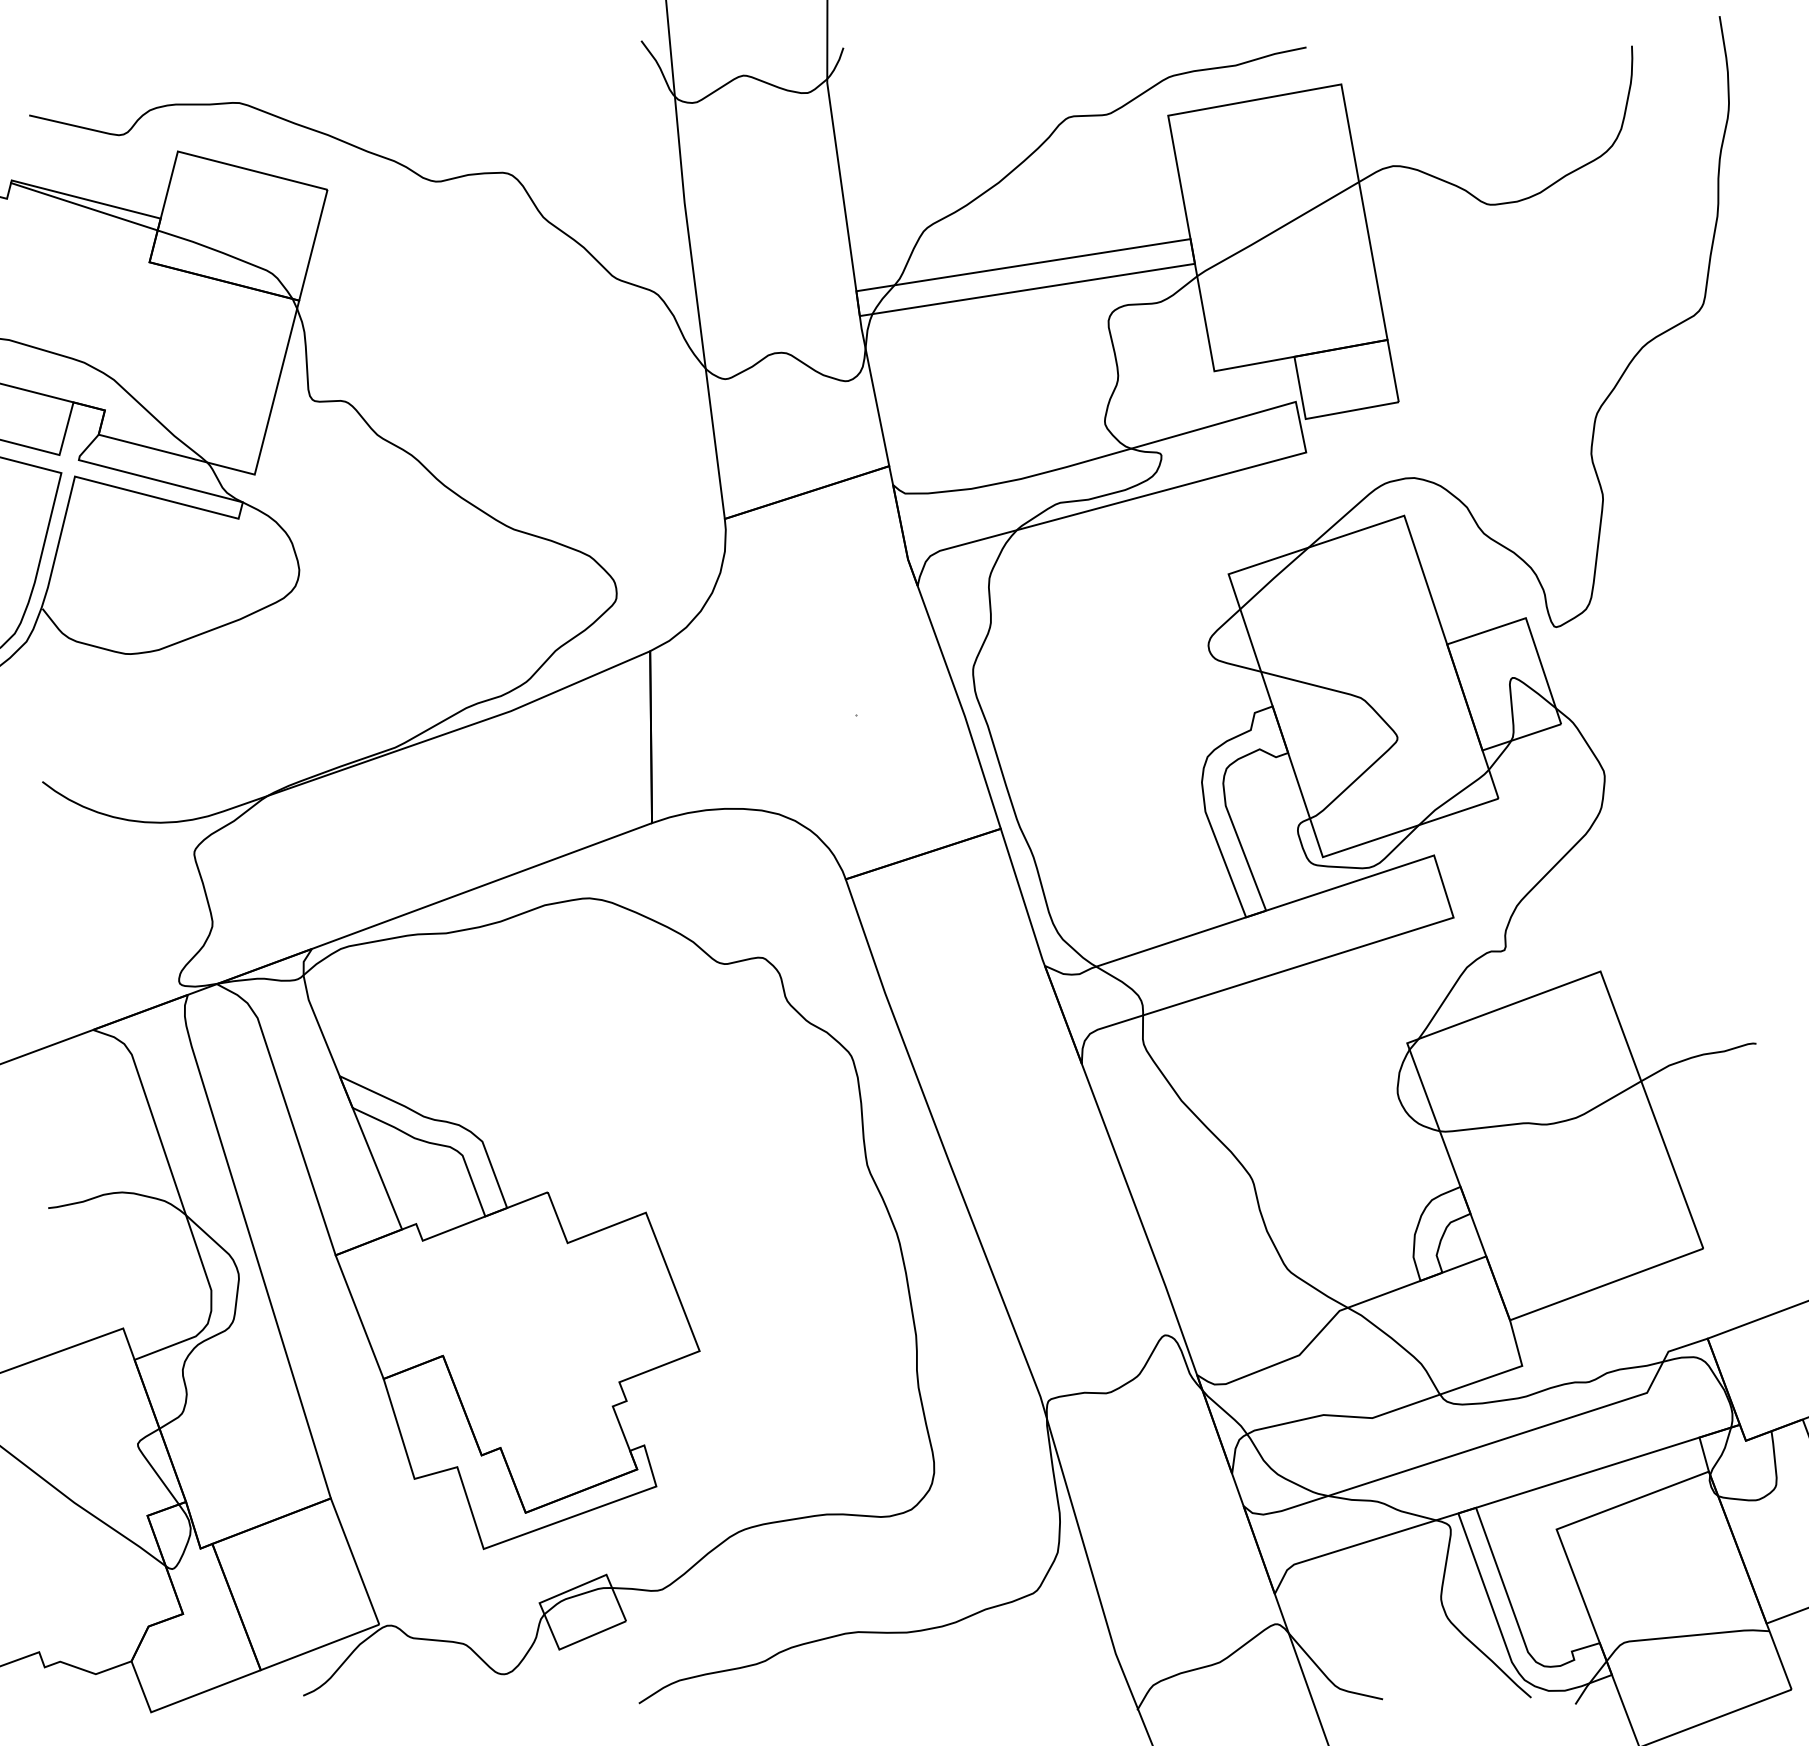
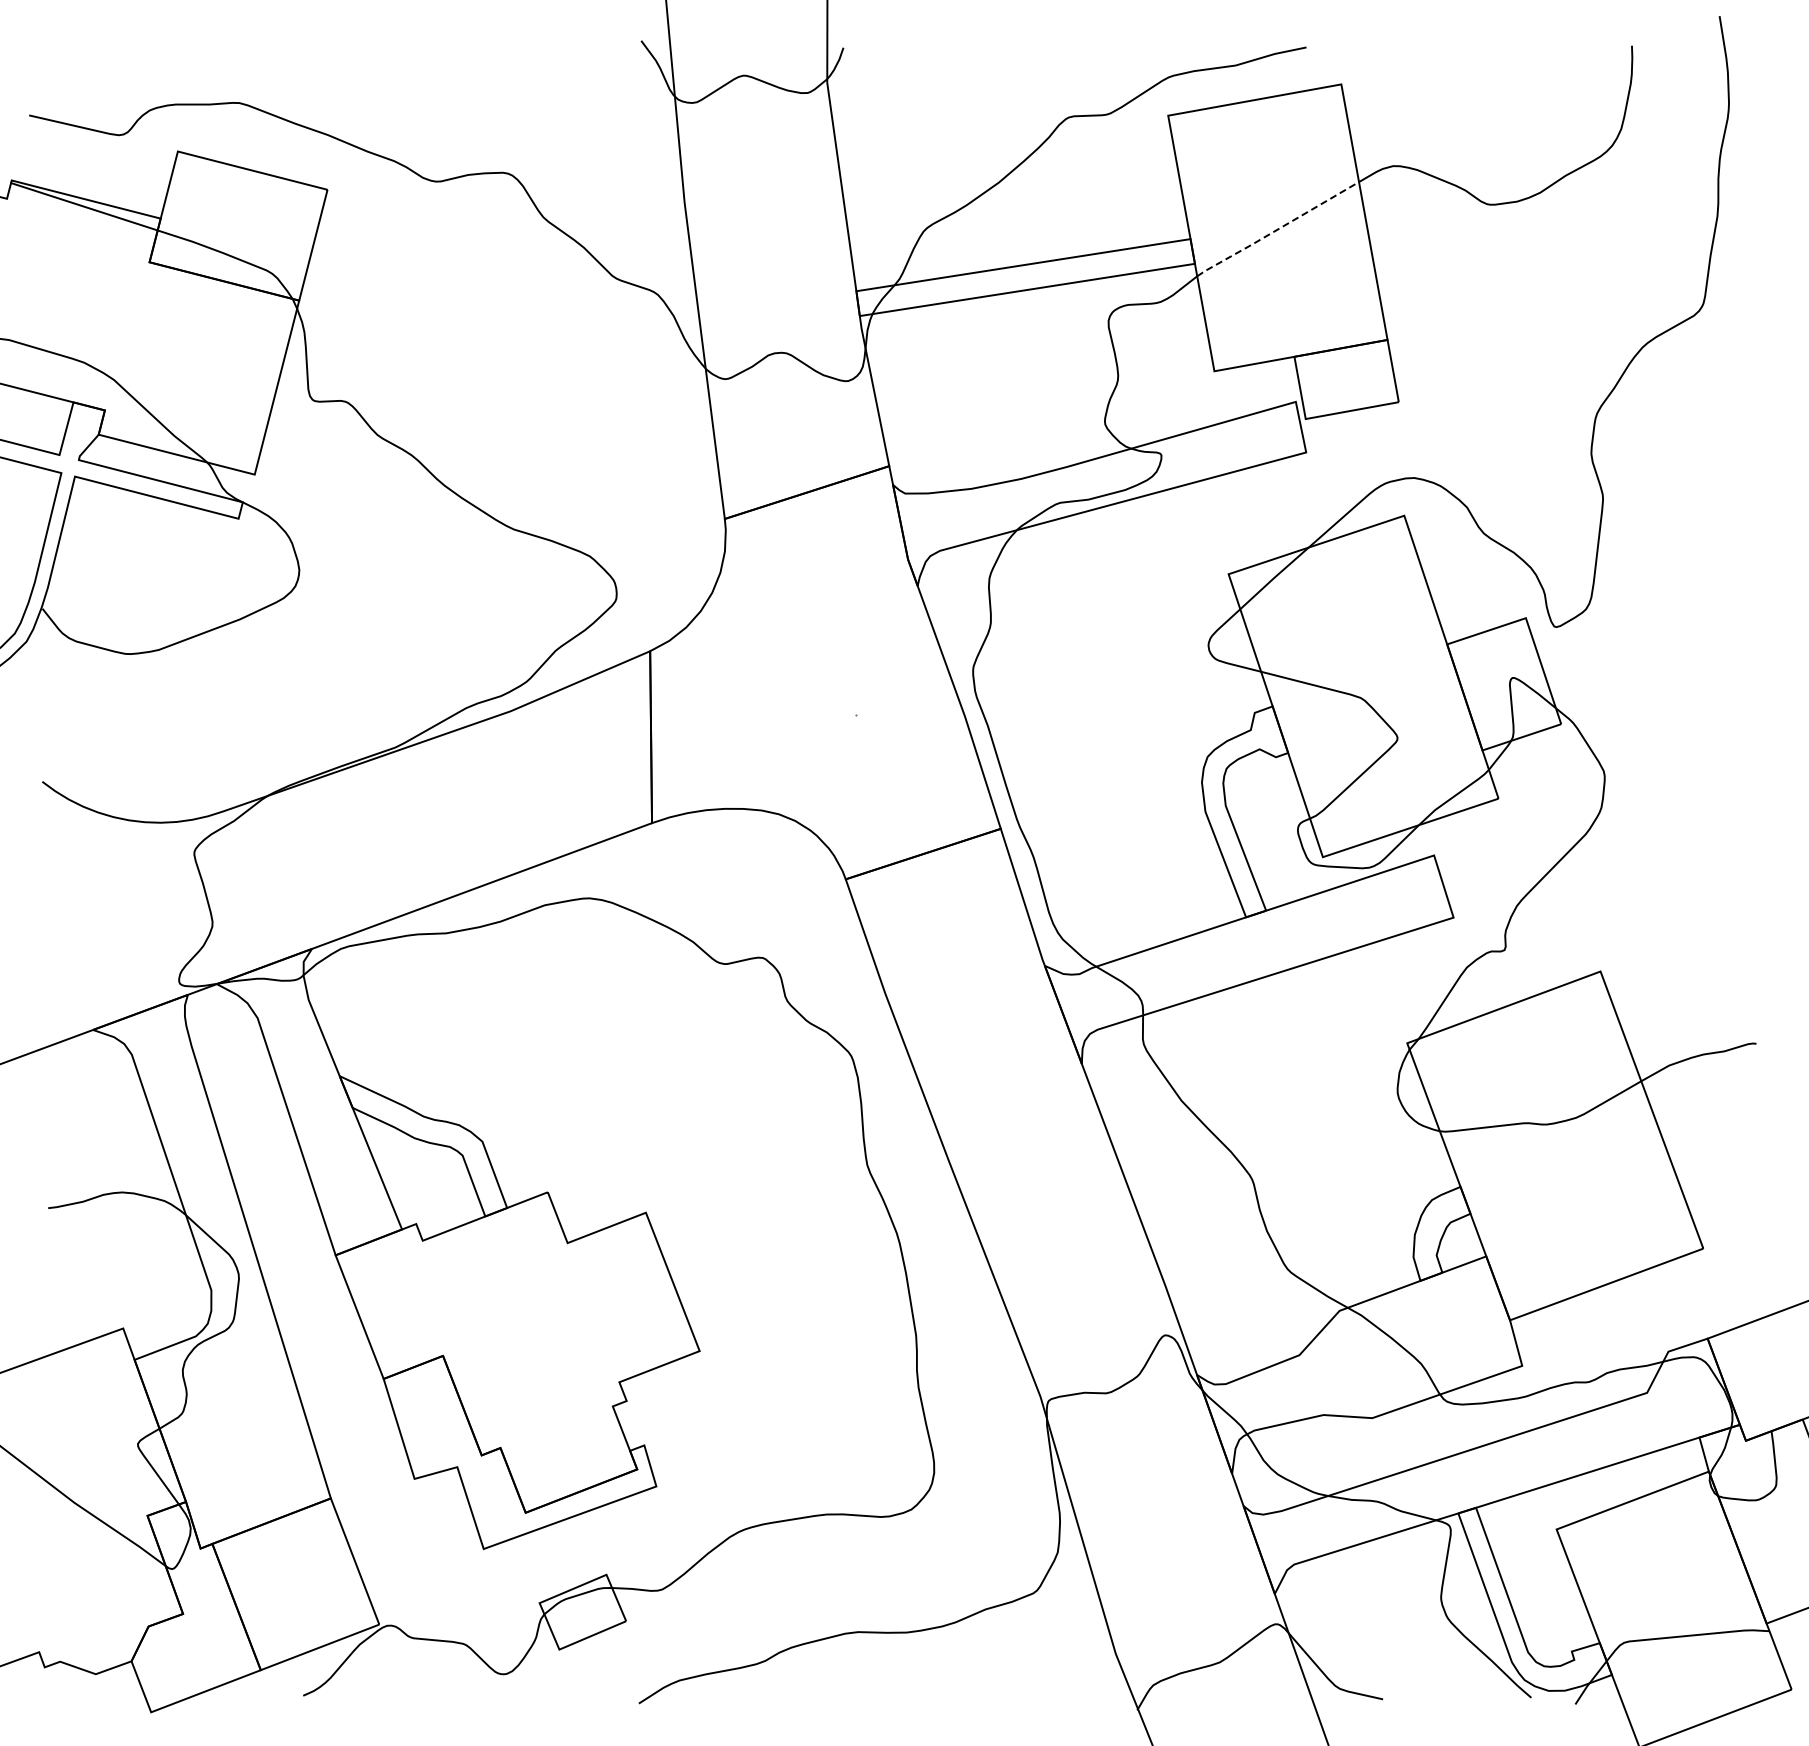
line: solid -> dashed (1277, 229)
